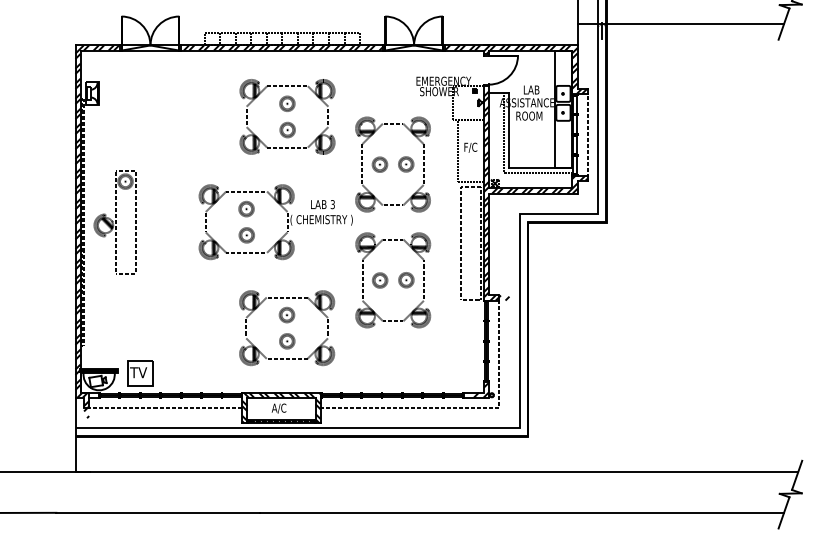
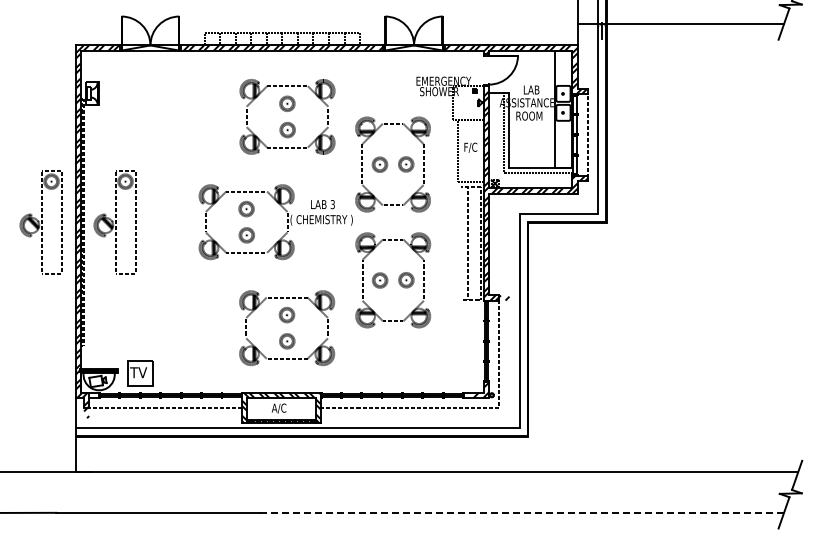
part: none -> present (40, 222)
line position: (461, 243) -> (468, 243) (468, 243)
line: solid -> dashed (522, 512)
